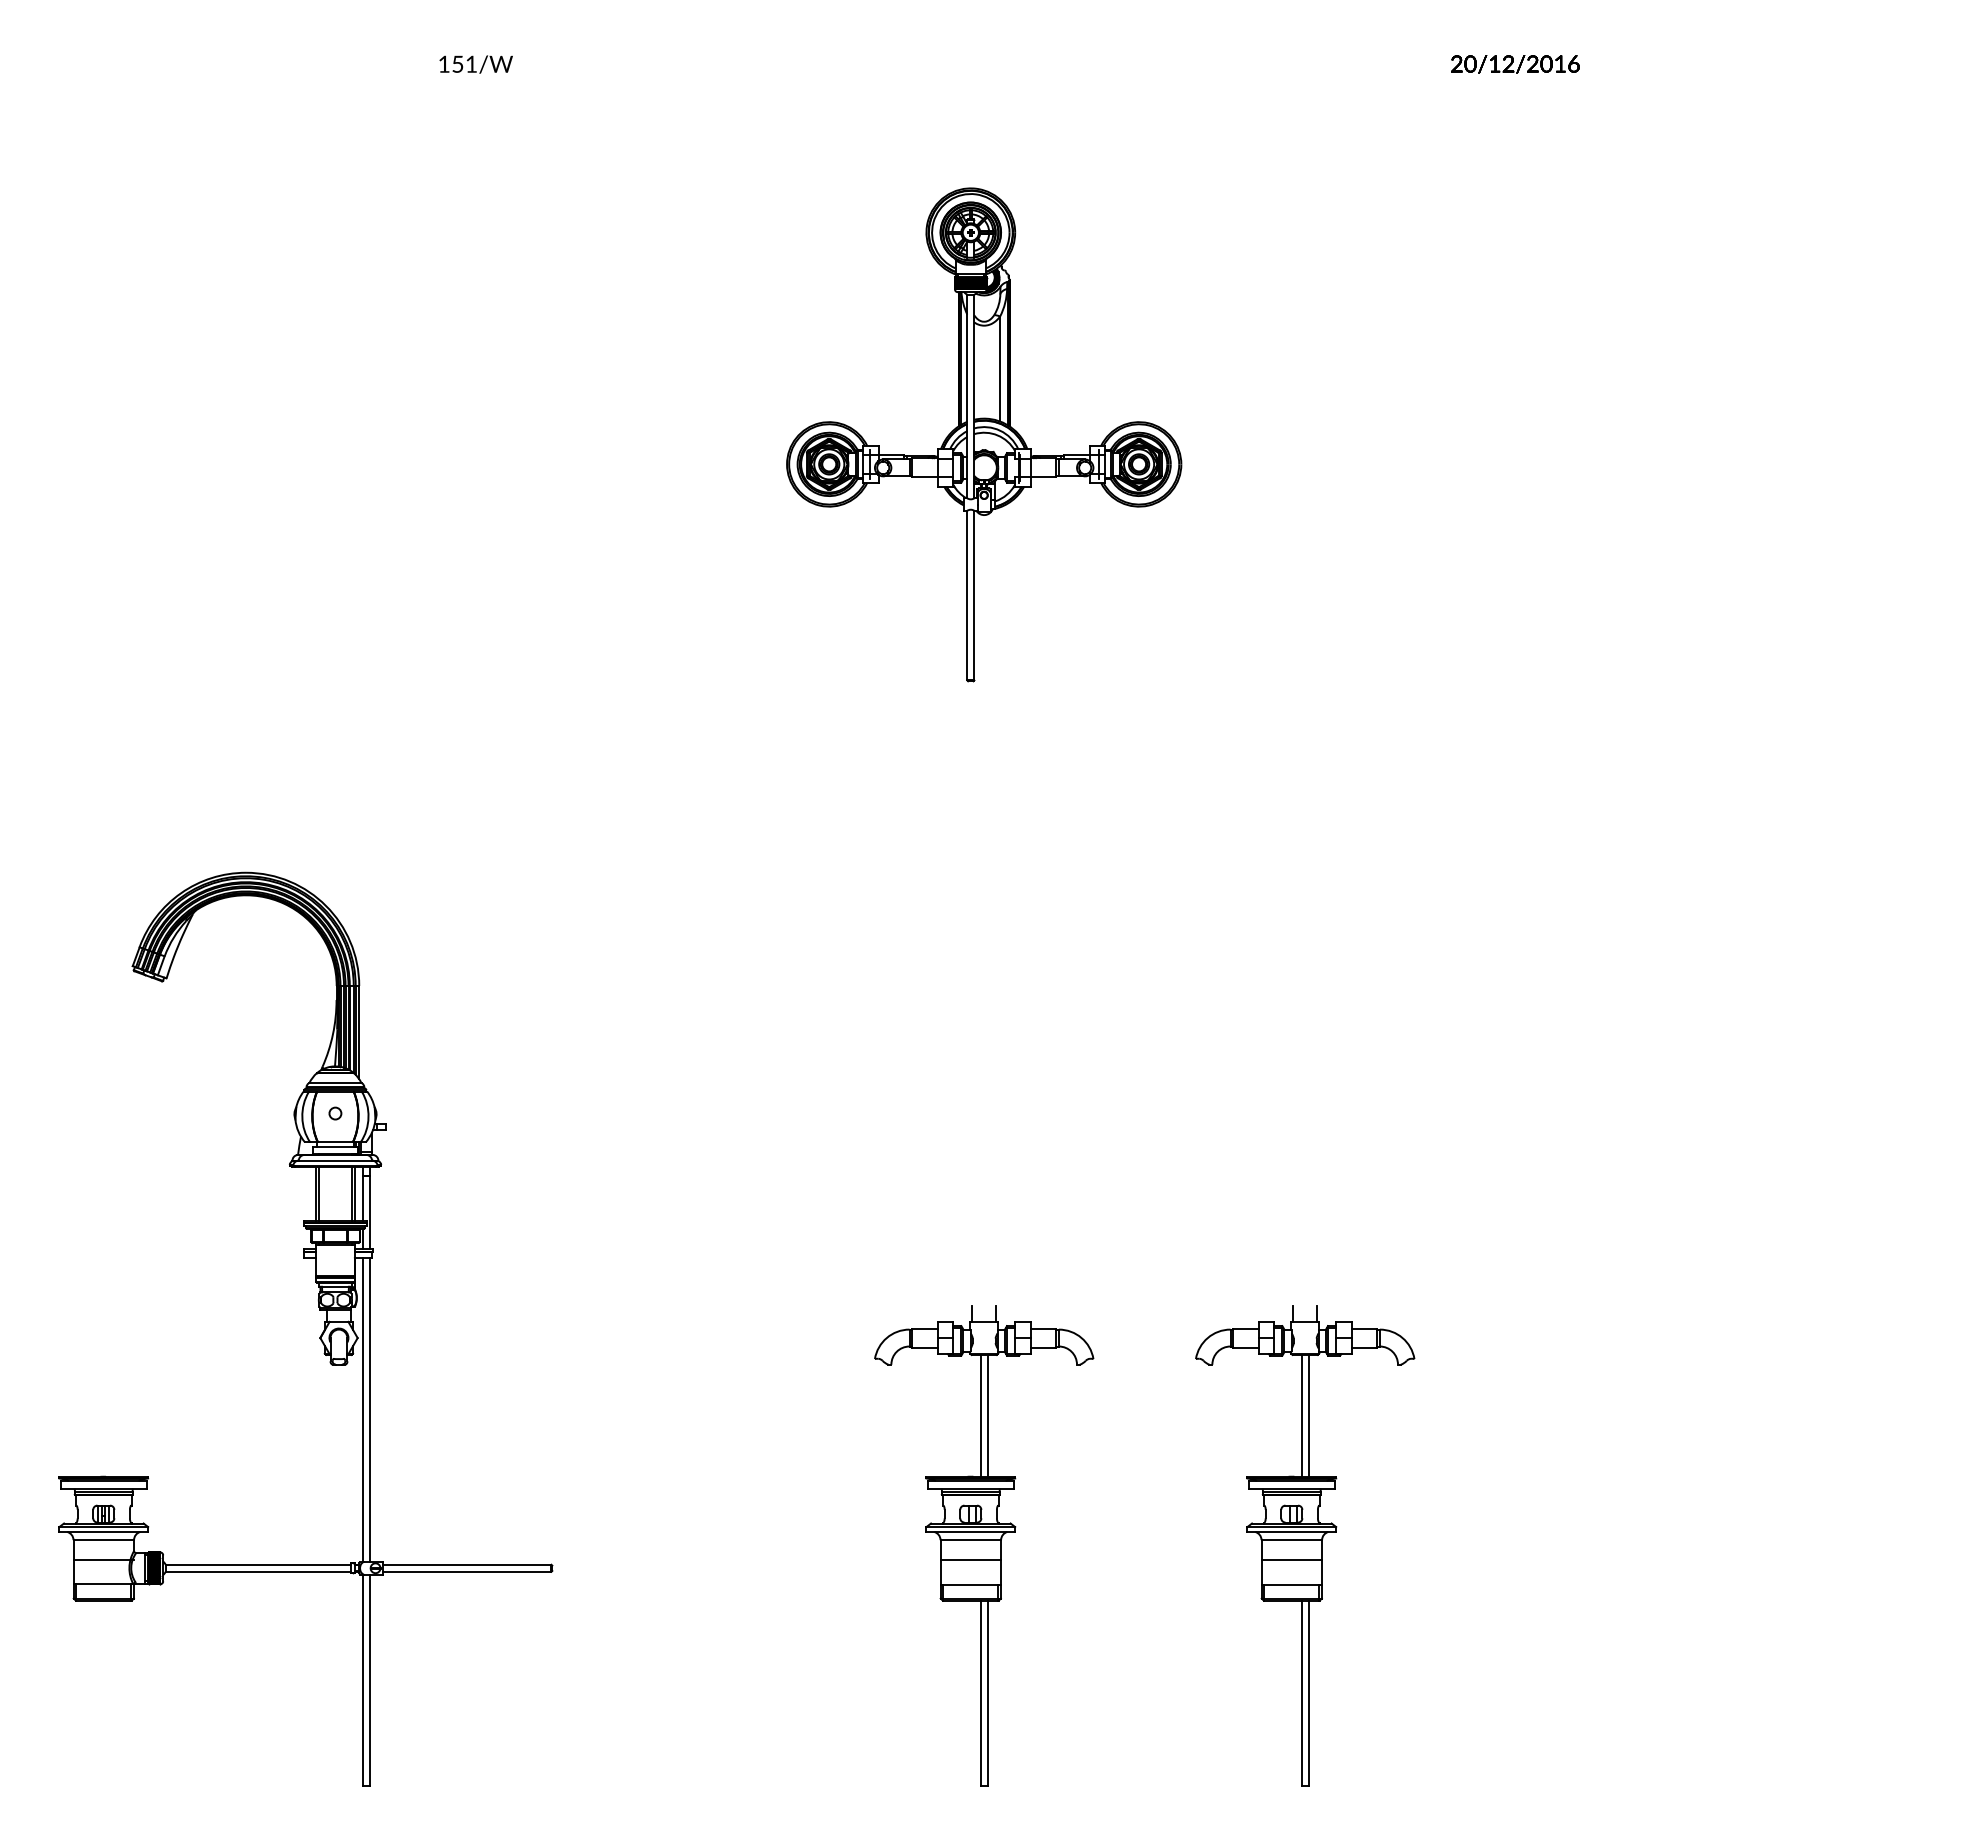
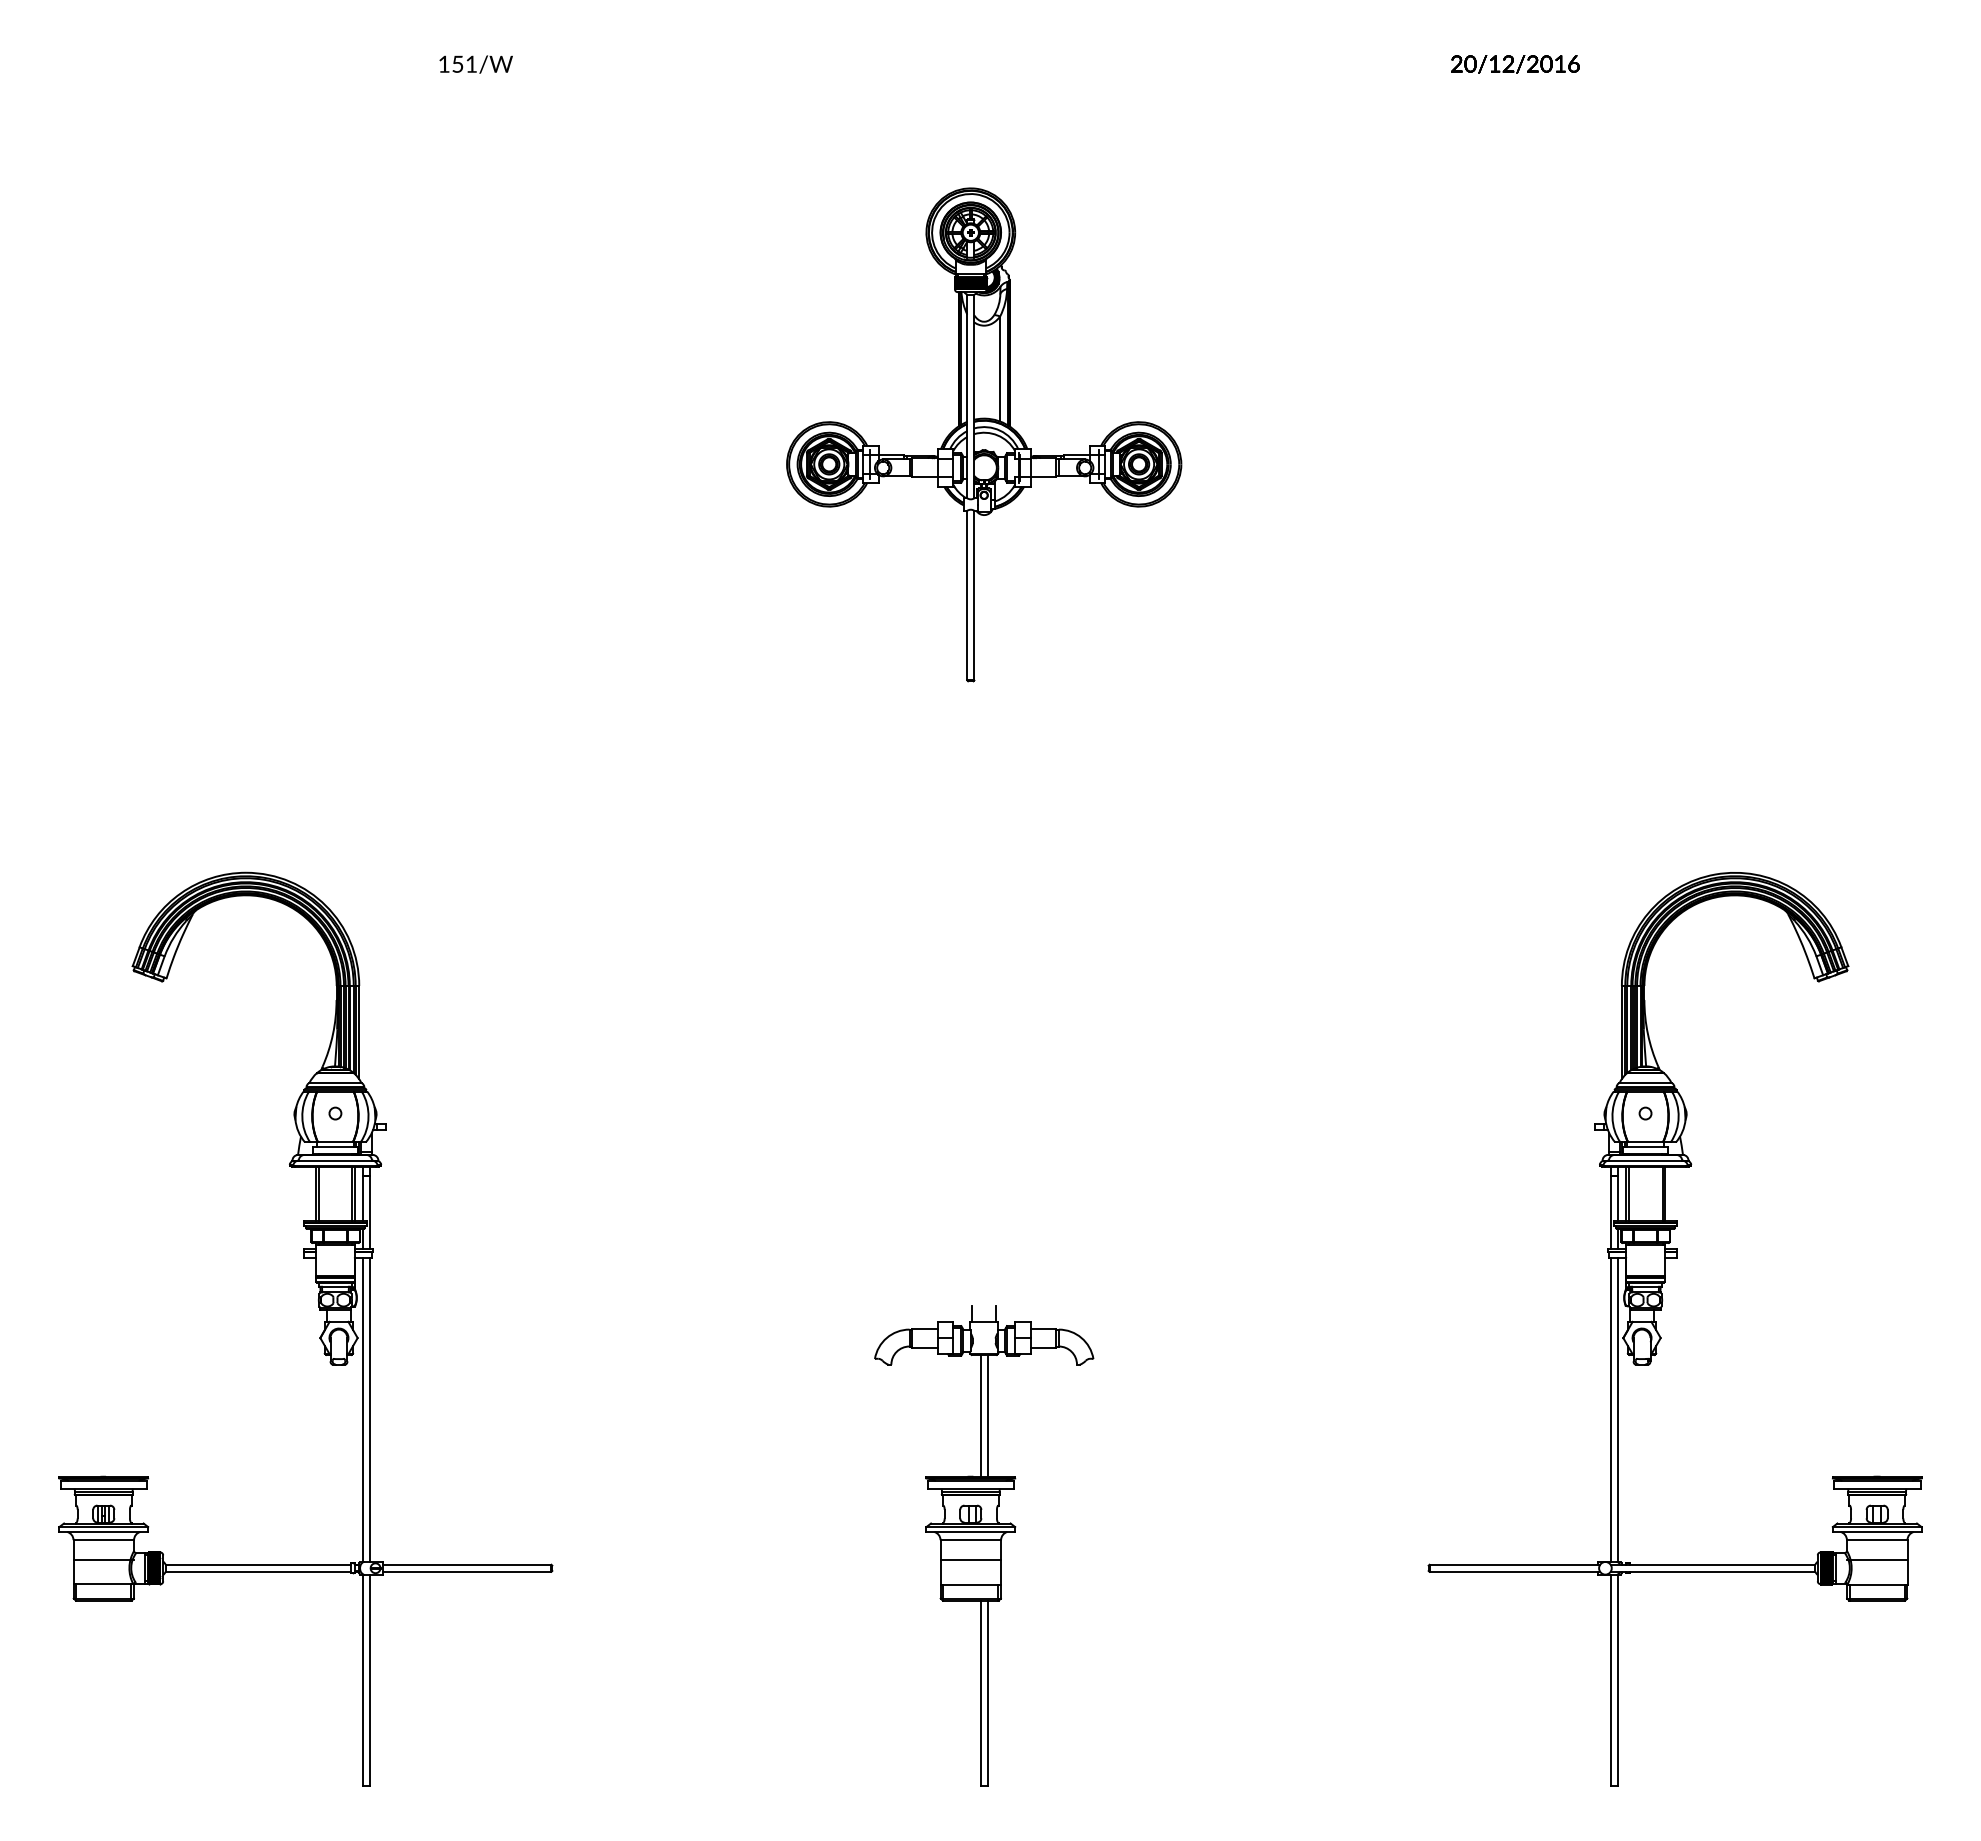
part: none -> present (1660, 1335)
part: present -> none (1305, 1545)
